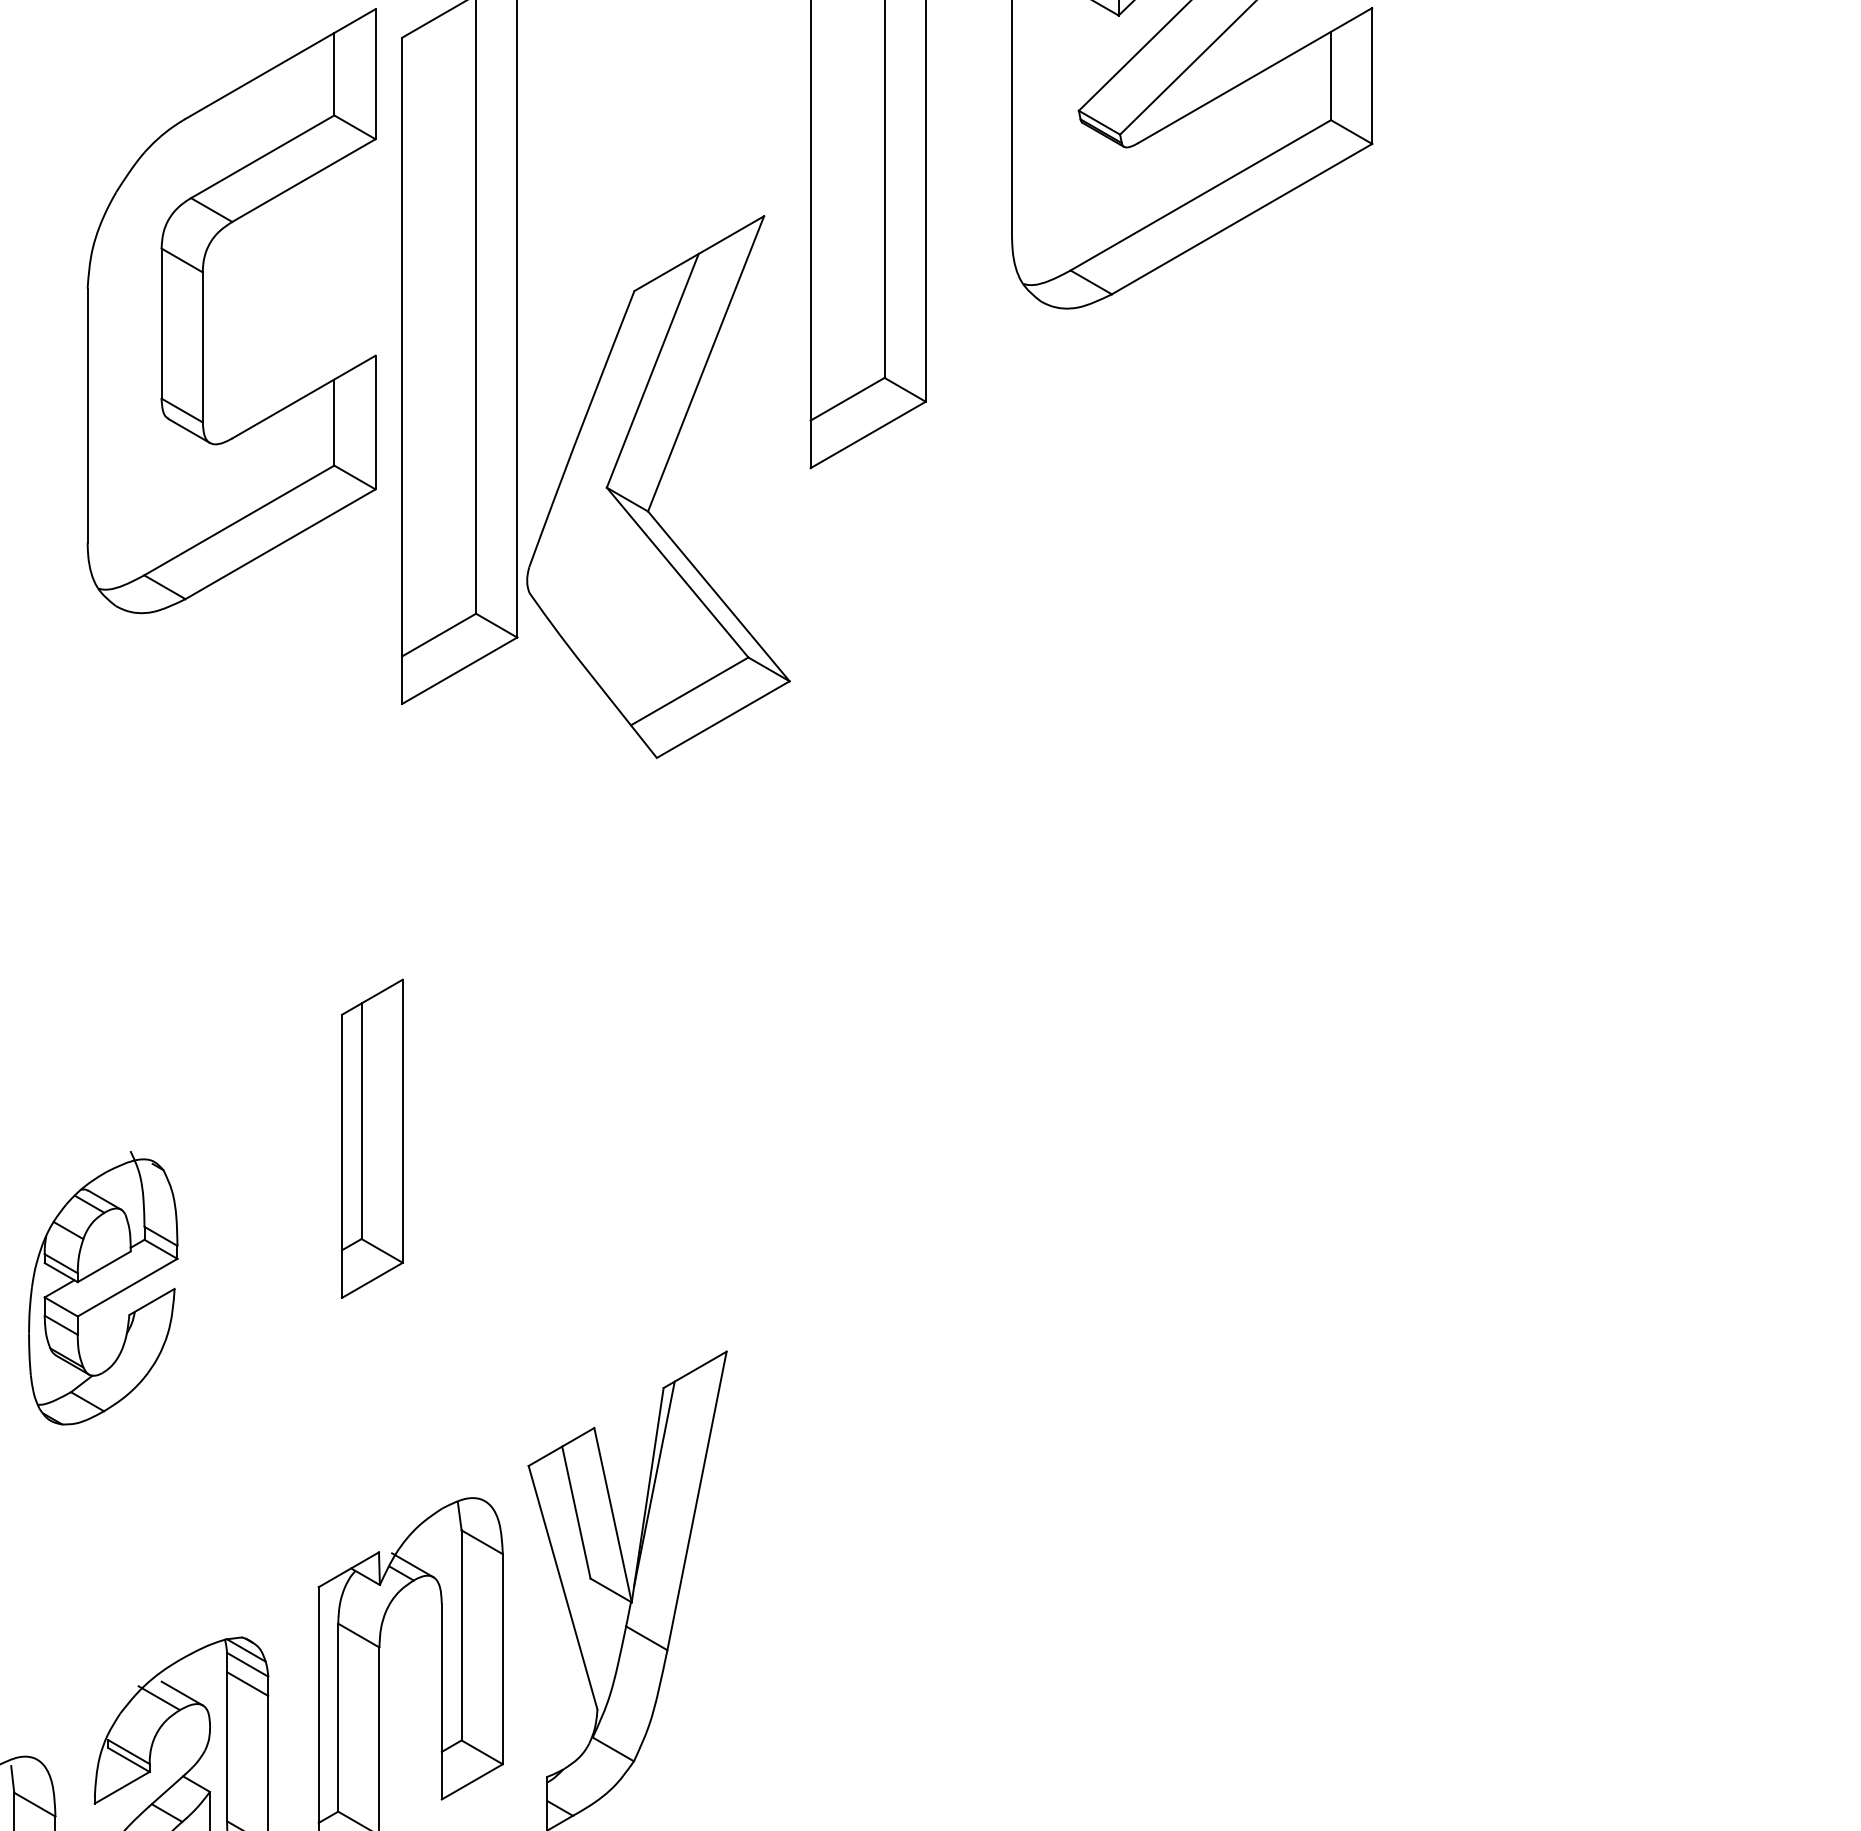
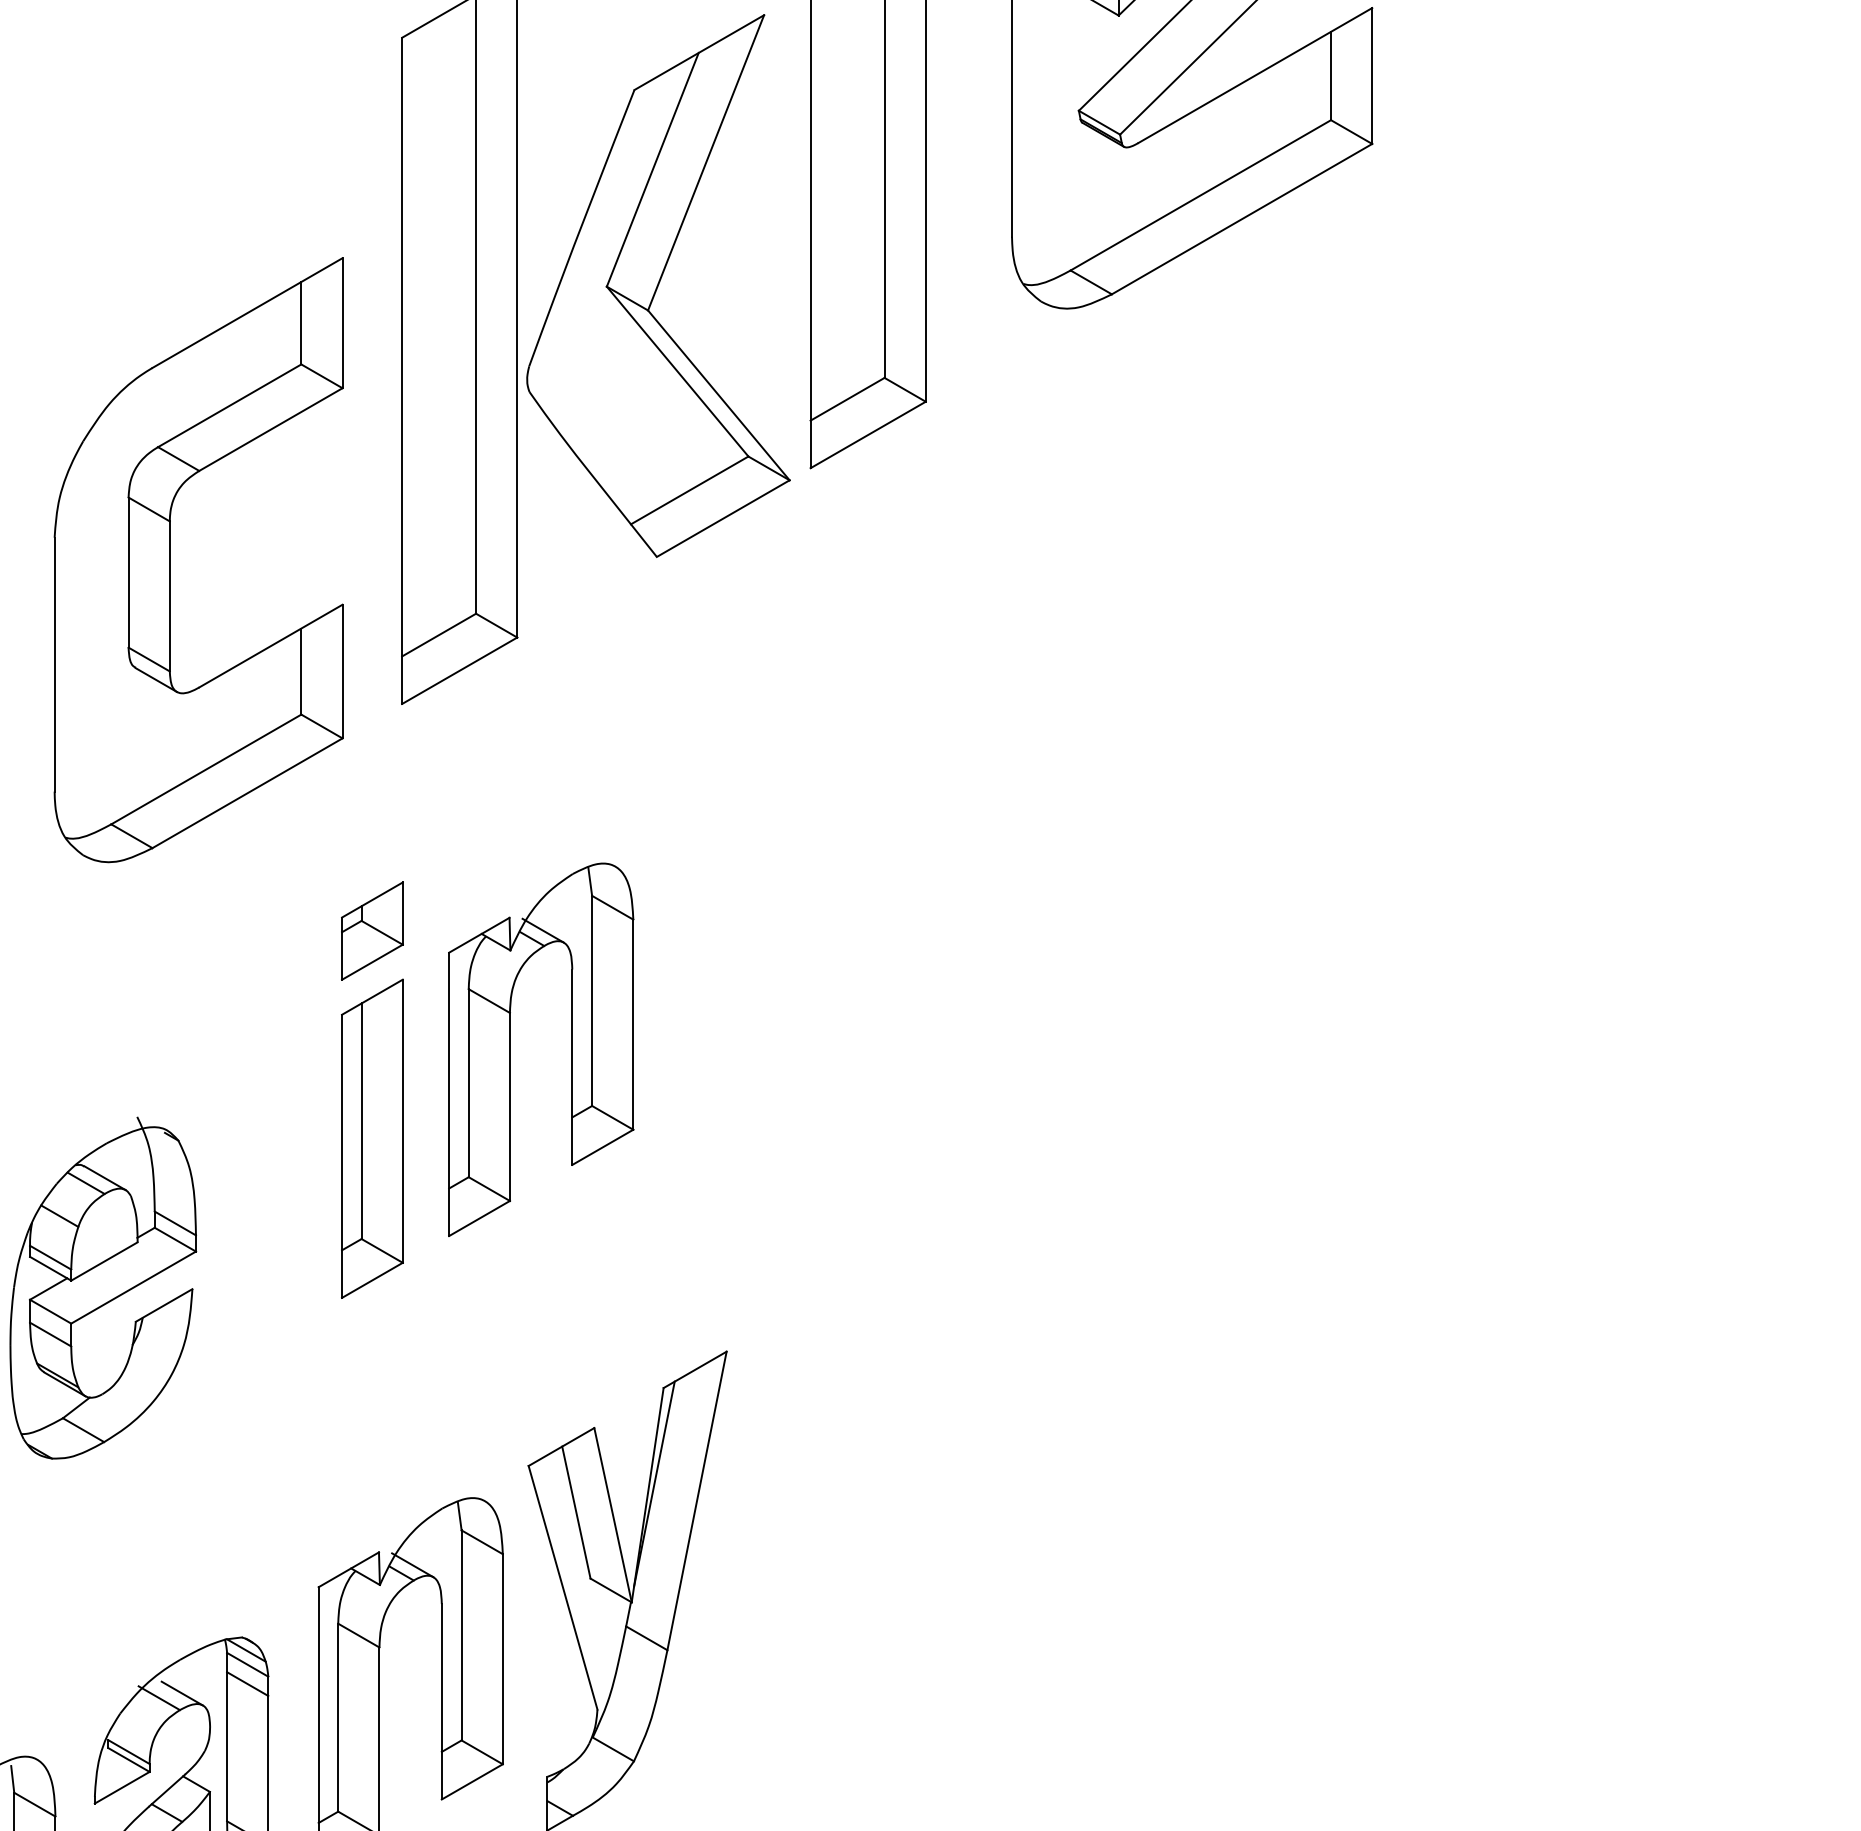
part position: (203, 311) -> (170, 560) (170, 560)
part position: (658, 486) -> (658, 285) (658, 285)
part: none -> present (372, 930)
part: none -> present (571, 1049)
part size: 151x275 px -> 189x344 px (103, 1287)
